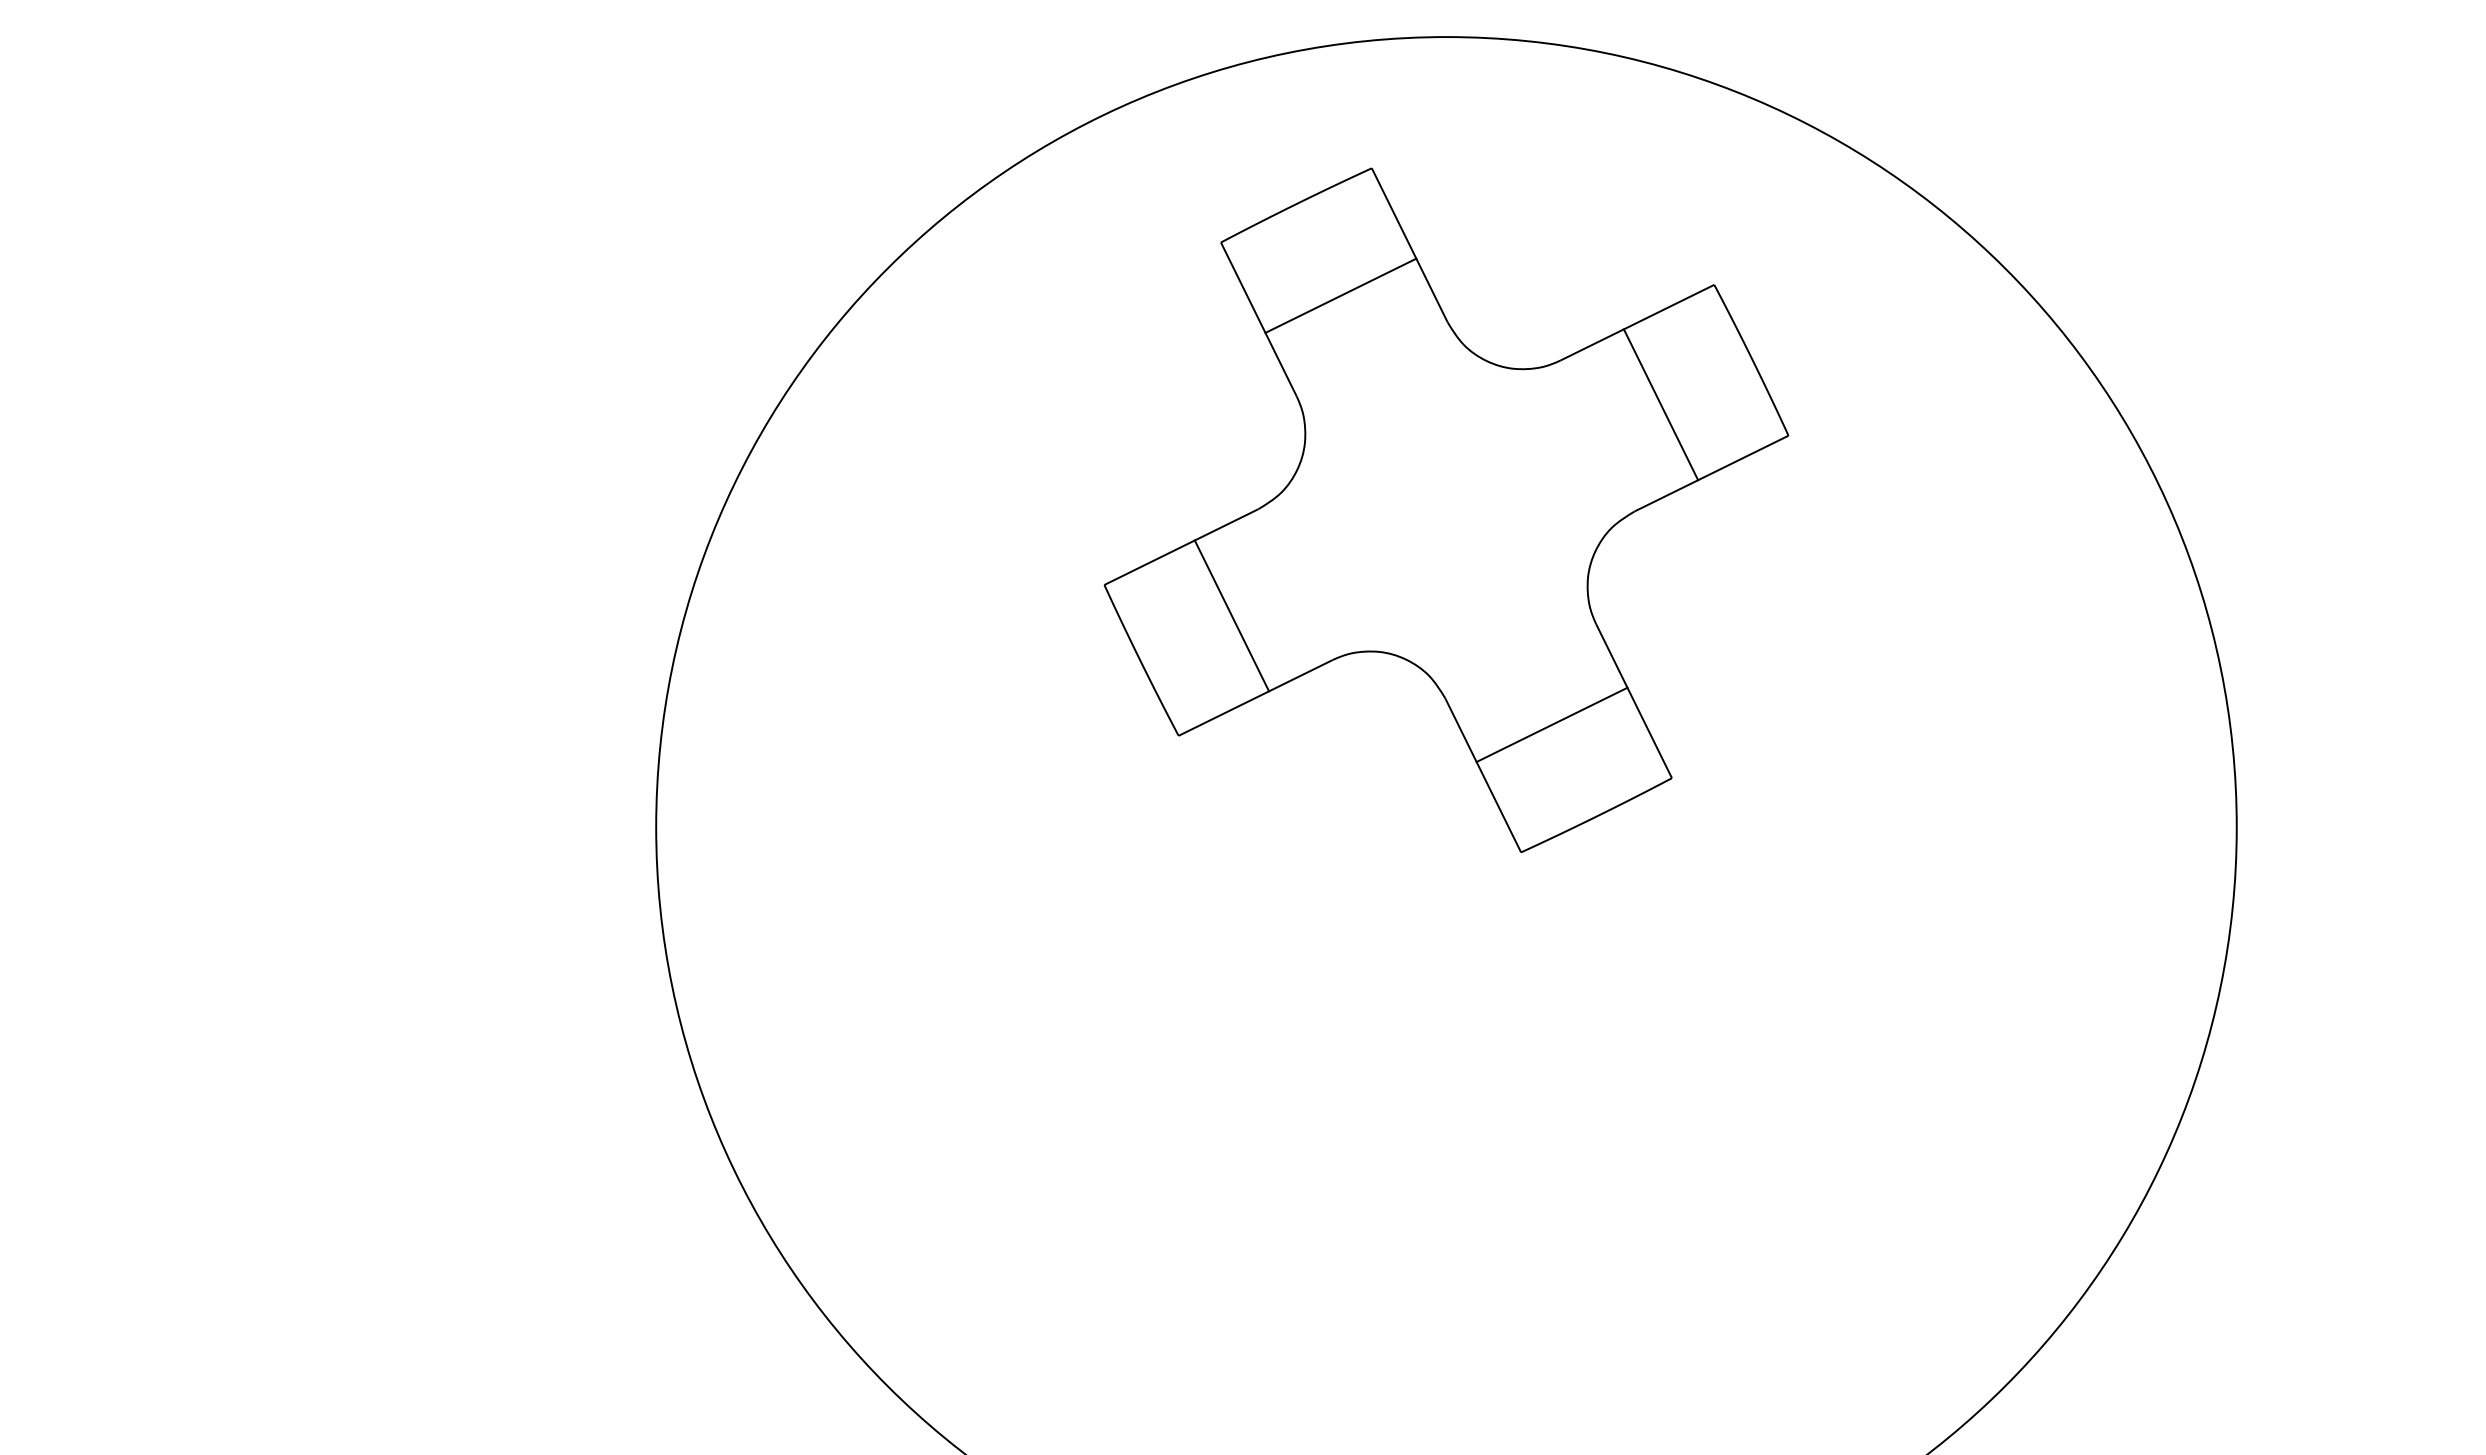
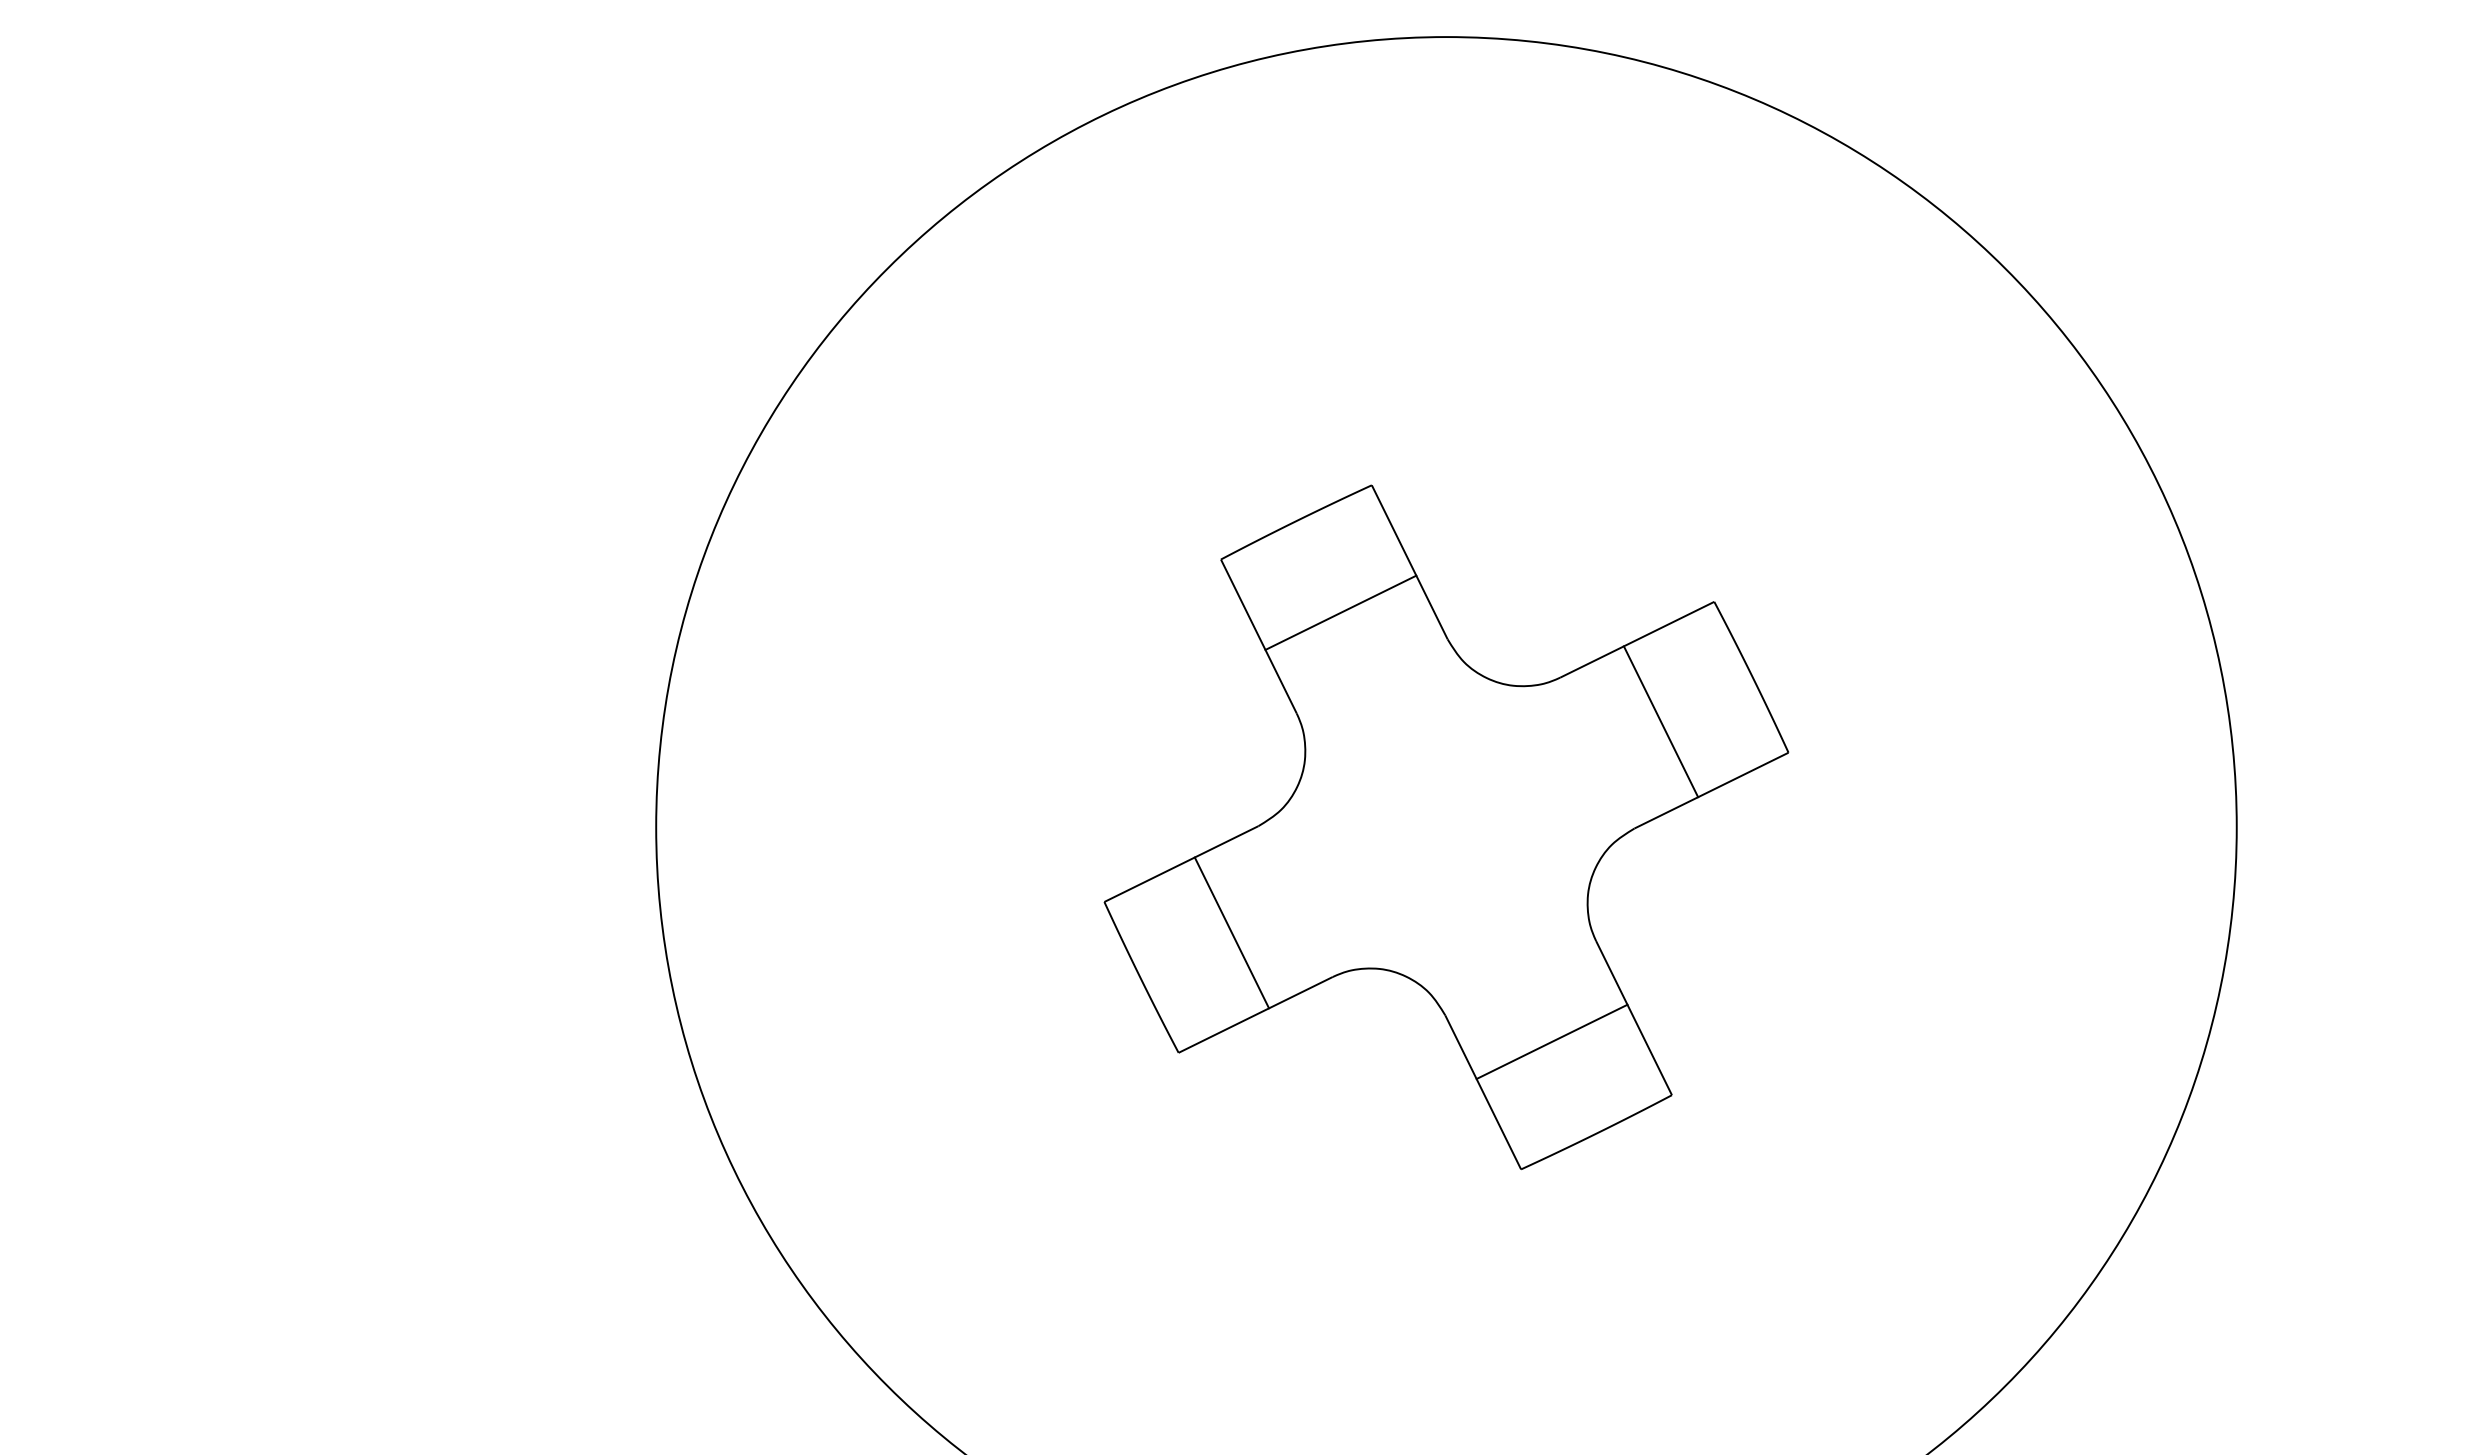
part position: (1446, 509) -> (1446, 826) (1446, 826)
